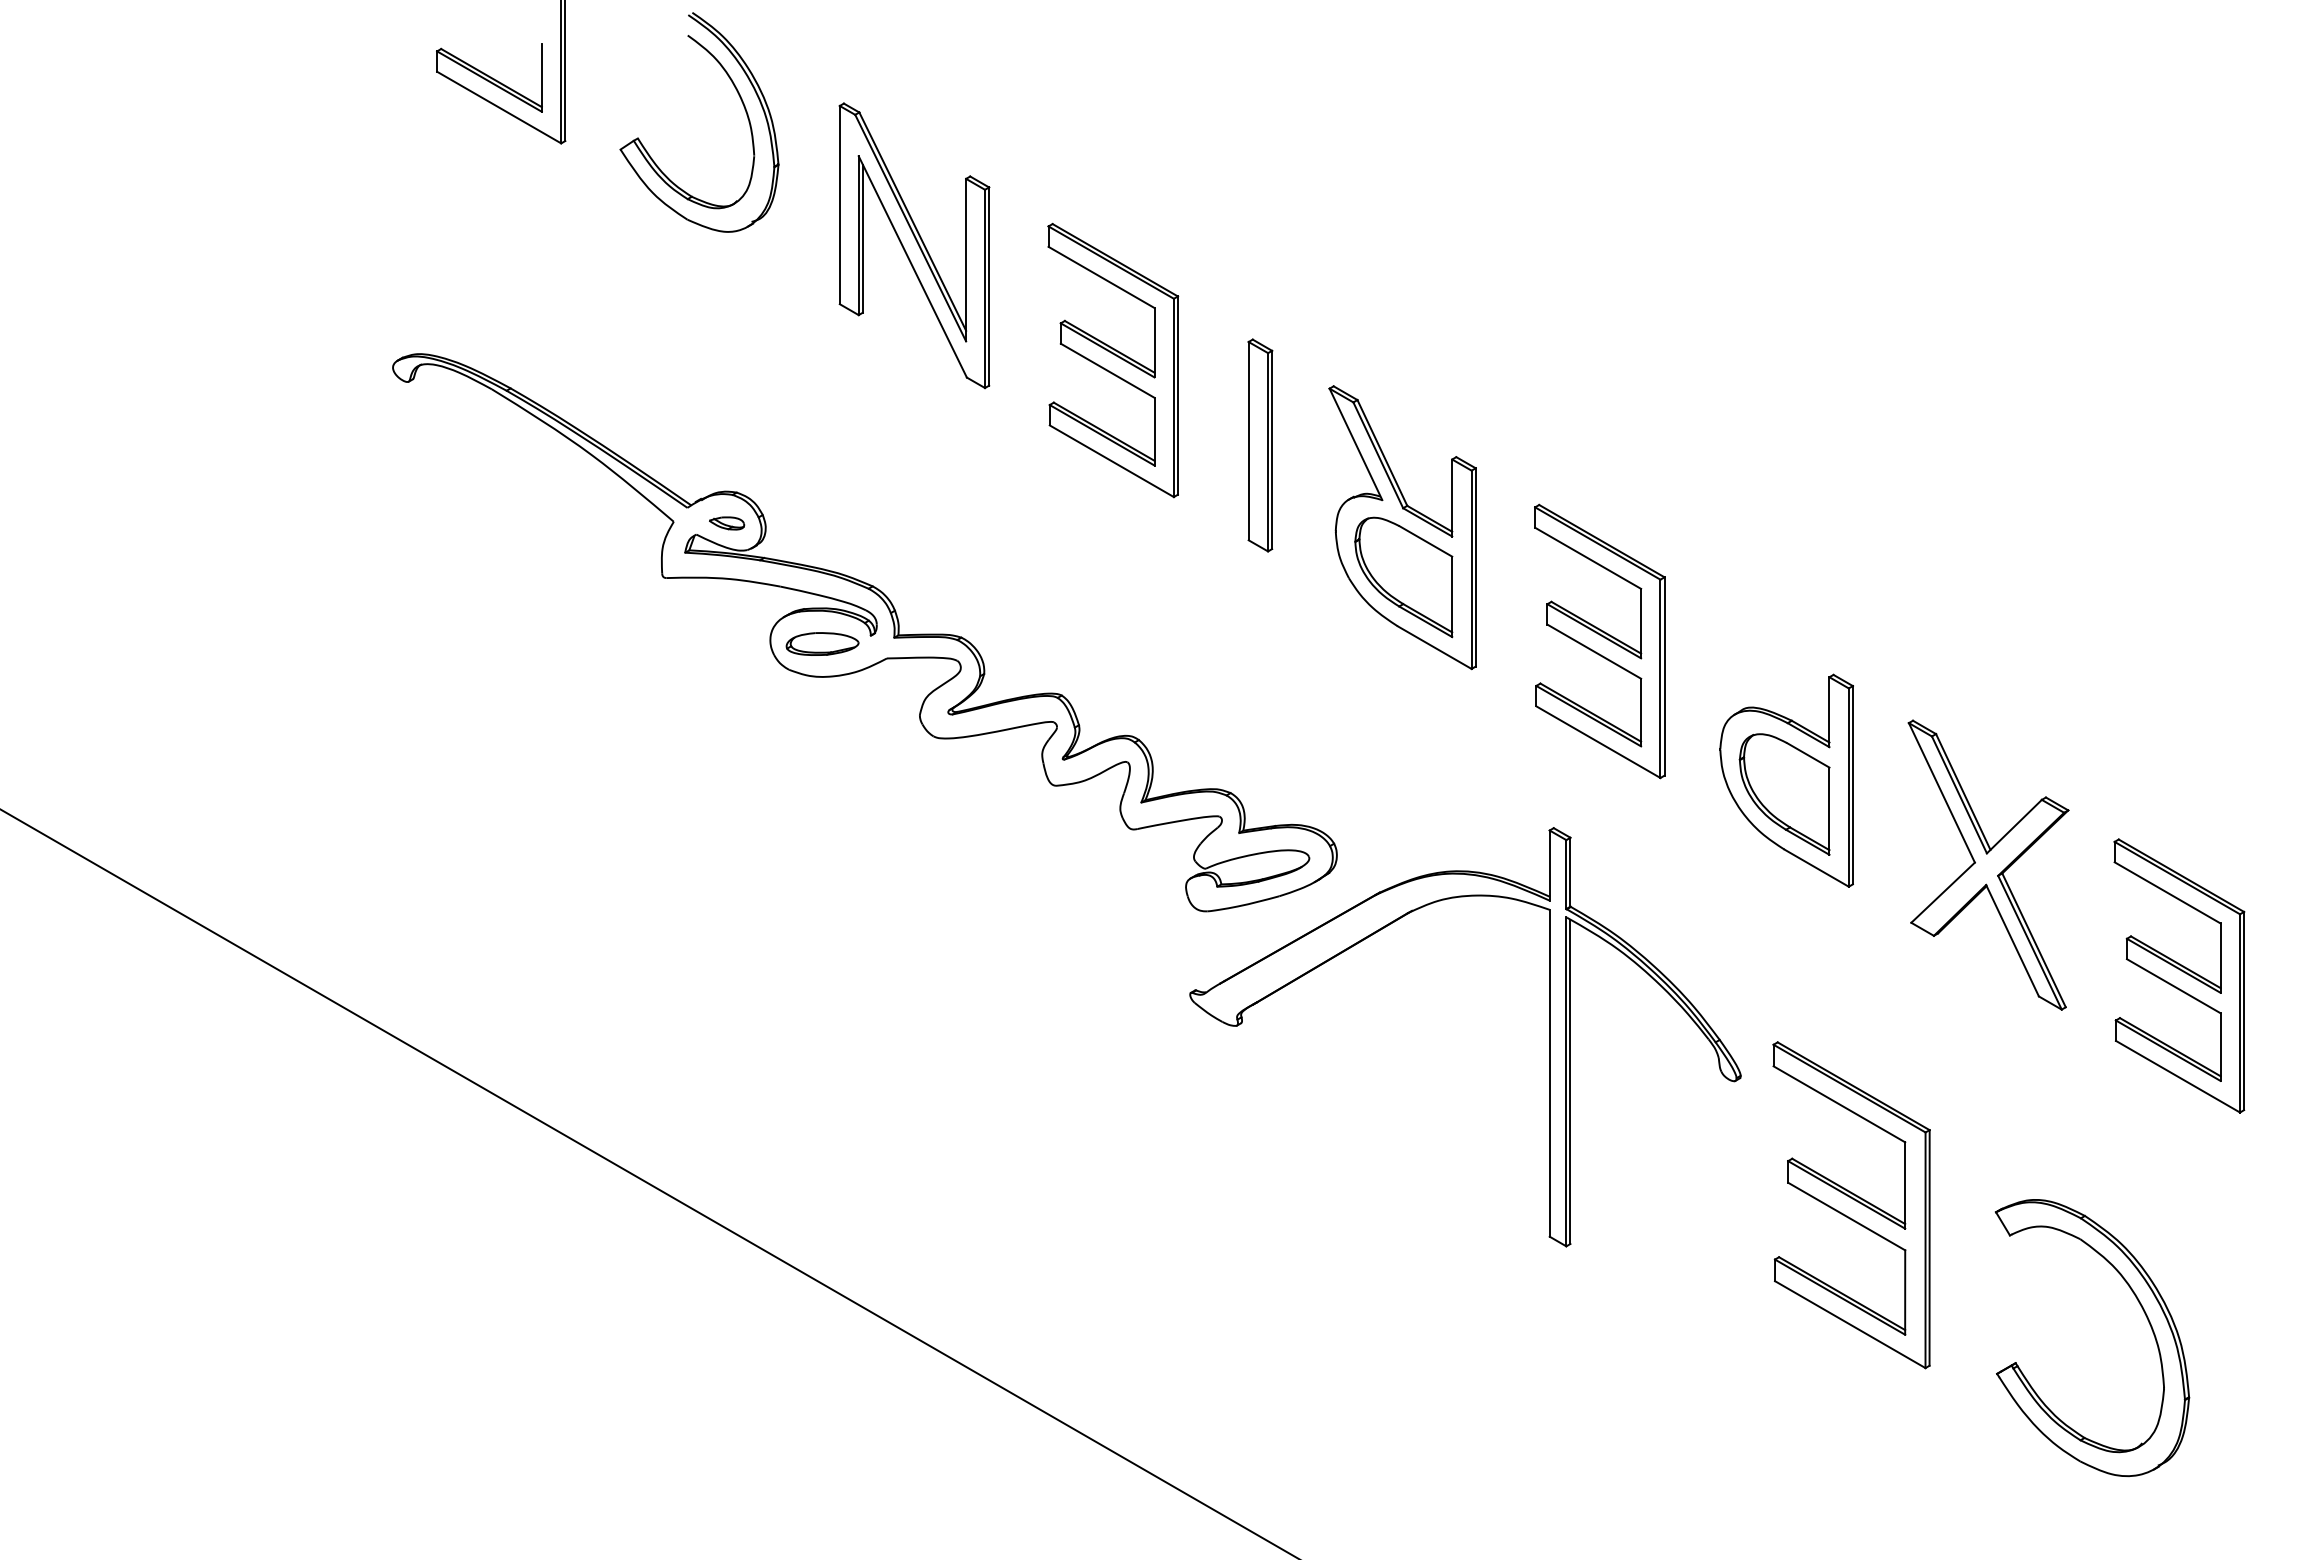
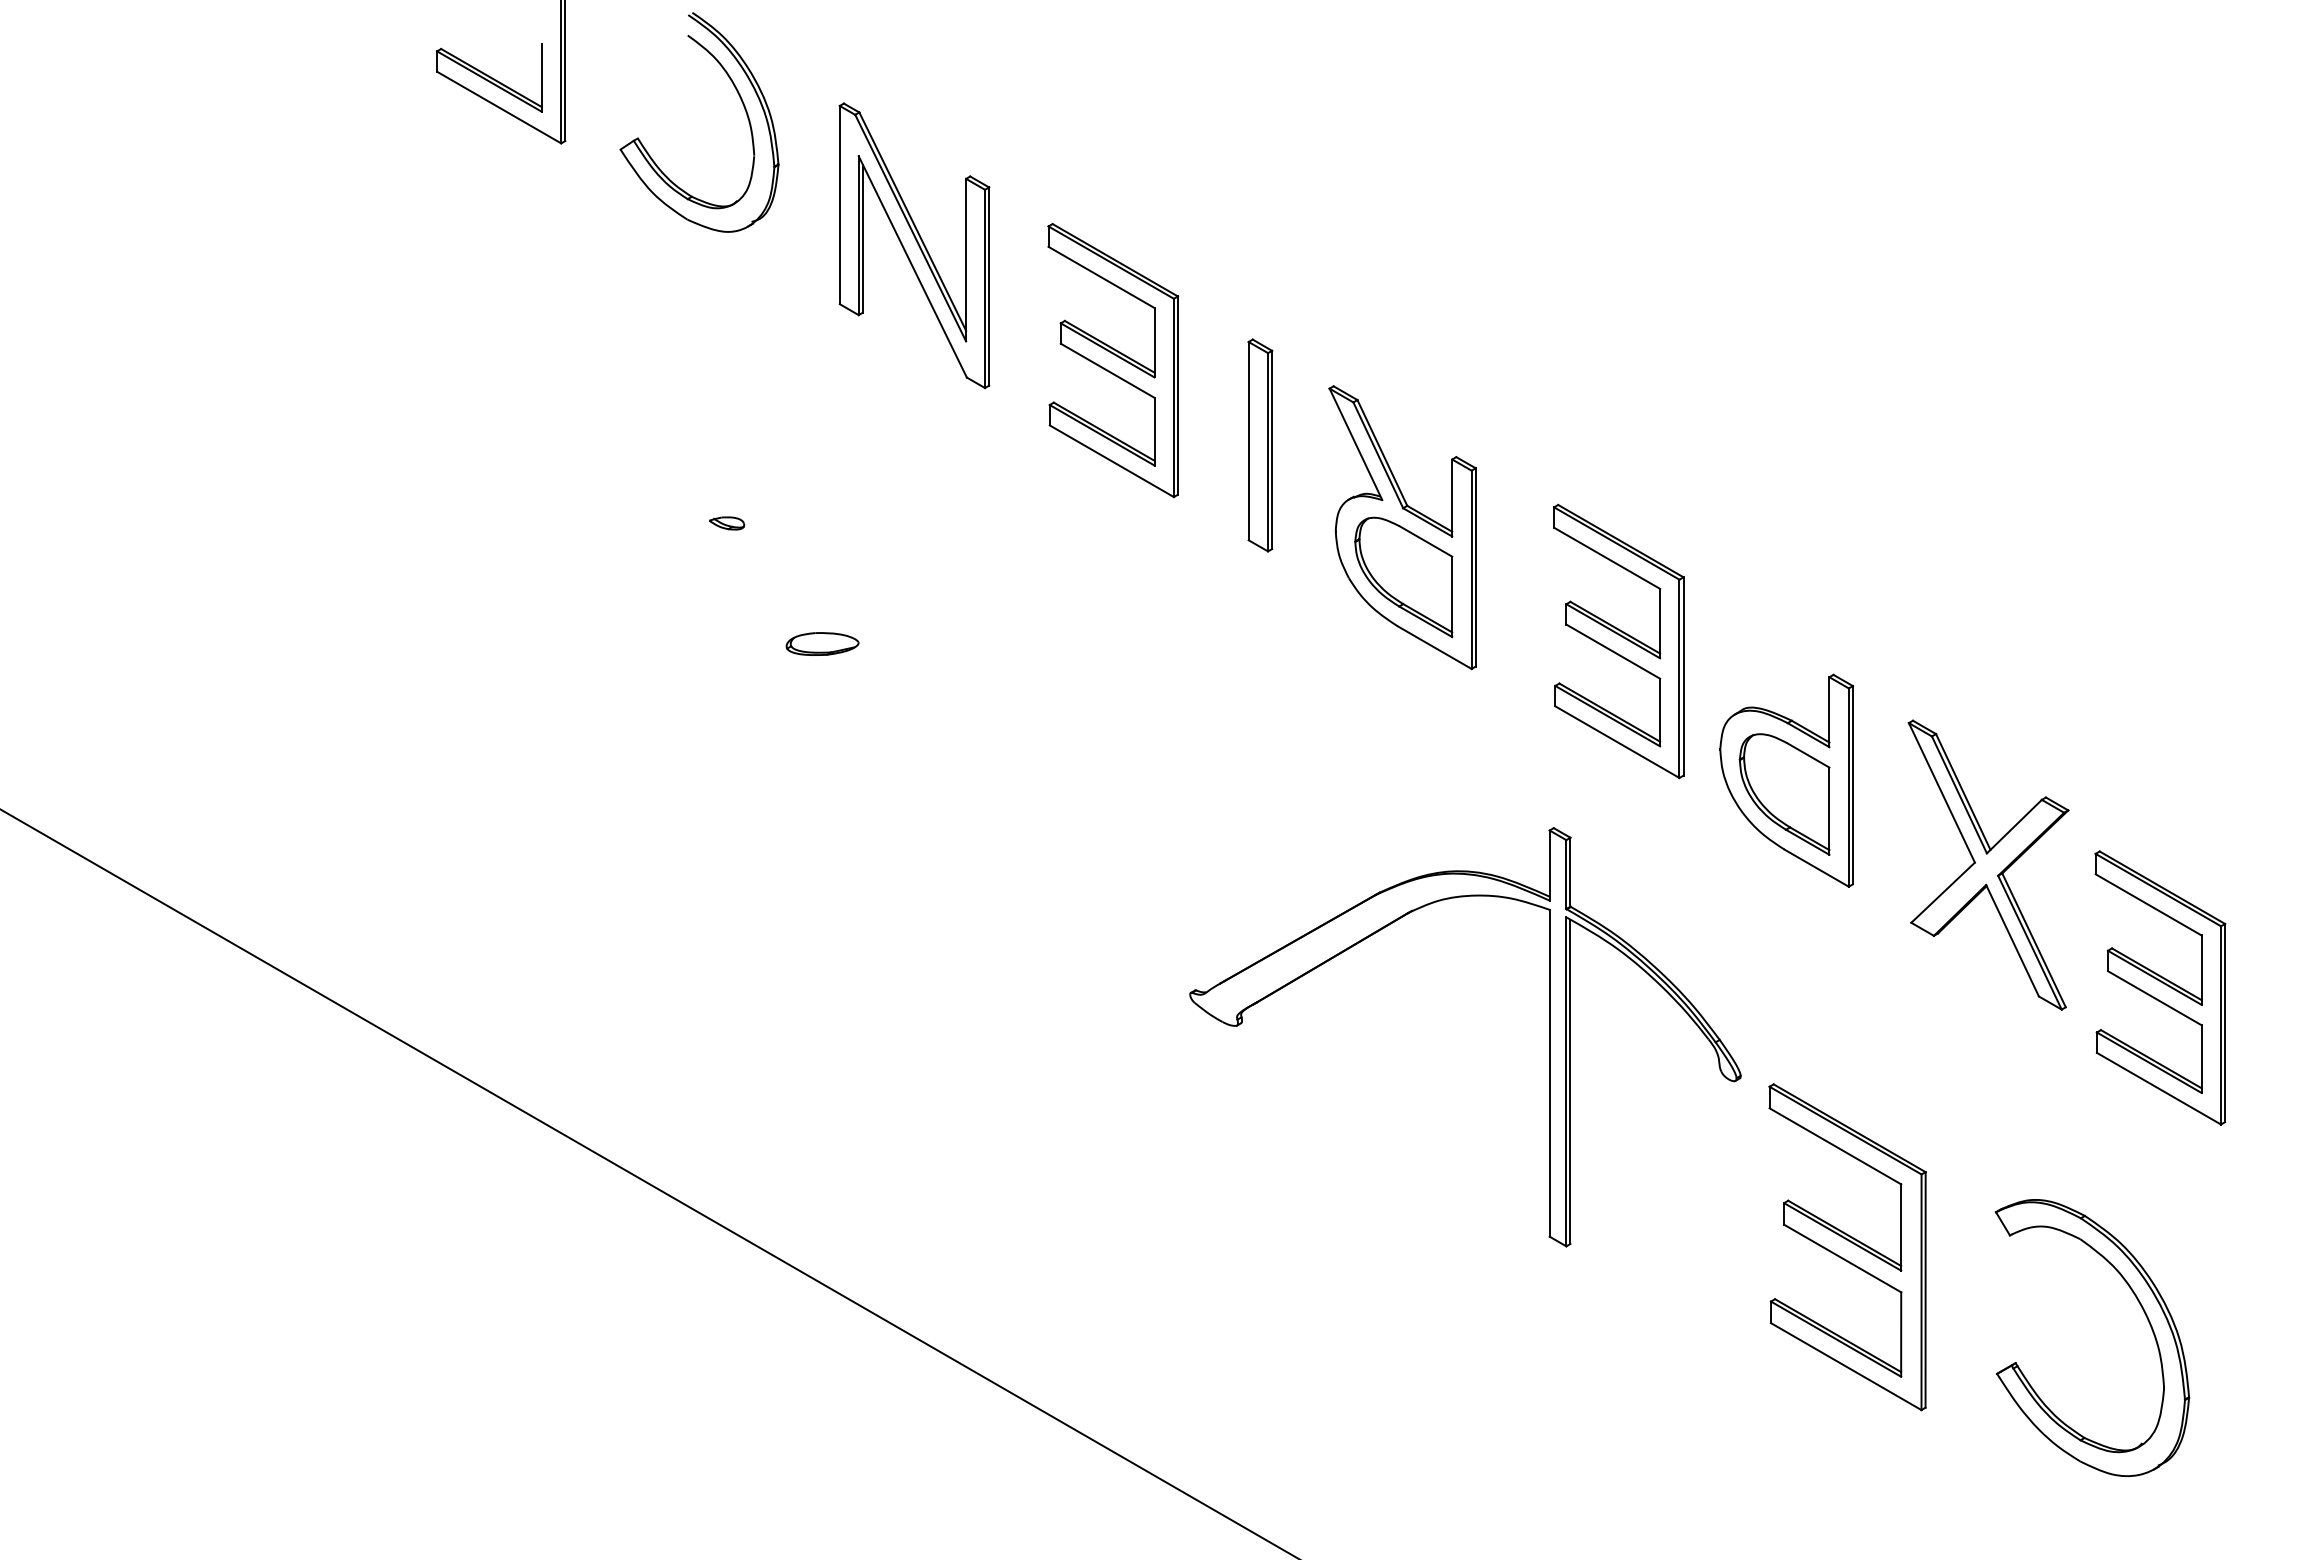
part: present -> none (864, 632)
part position: (1599, 641) -> (1618, 641) (1618, 641)
part position: (2179, 975) -> (2160, 987) (2160, 987)
part position: (1851, 1205) -> (1847, 1247) (1847, 1247)
